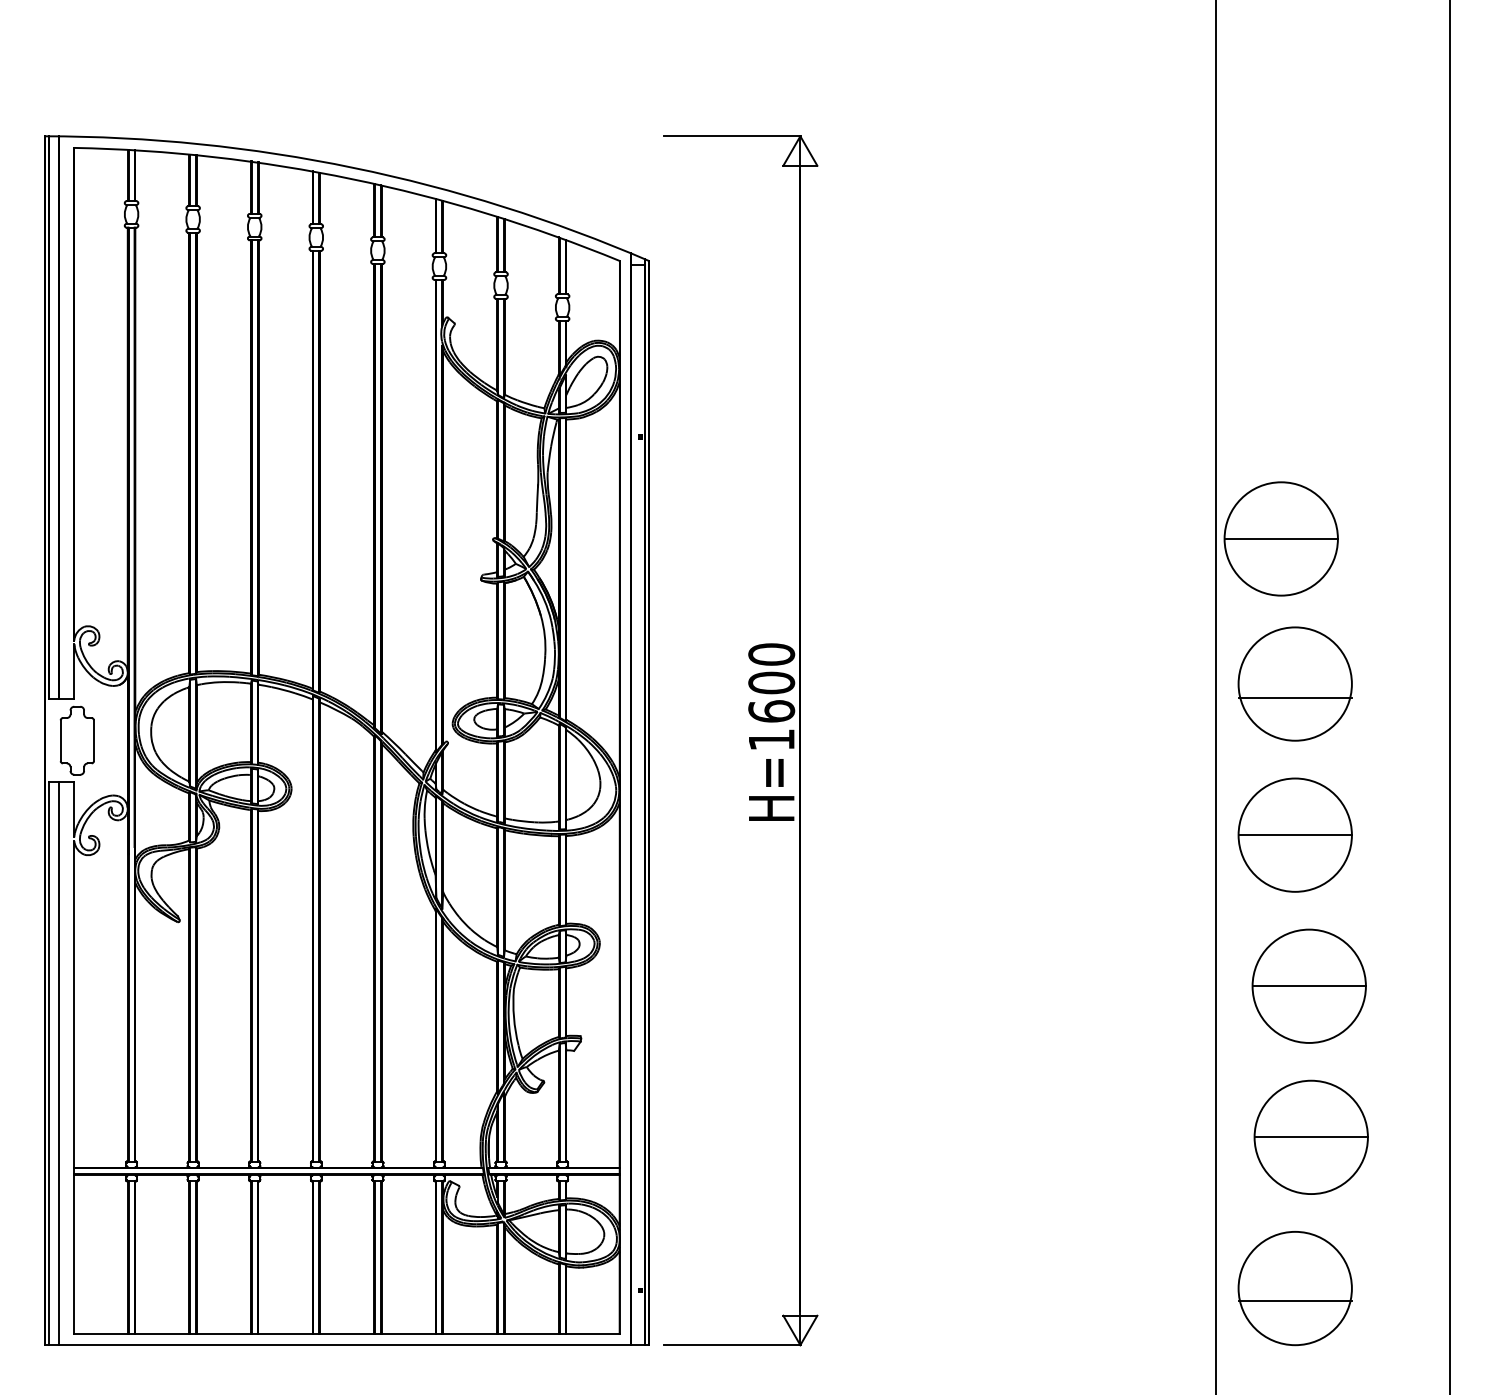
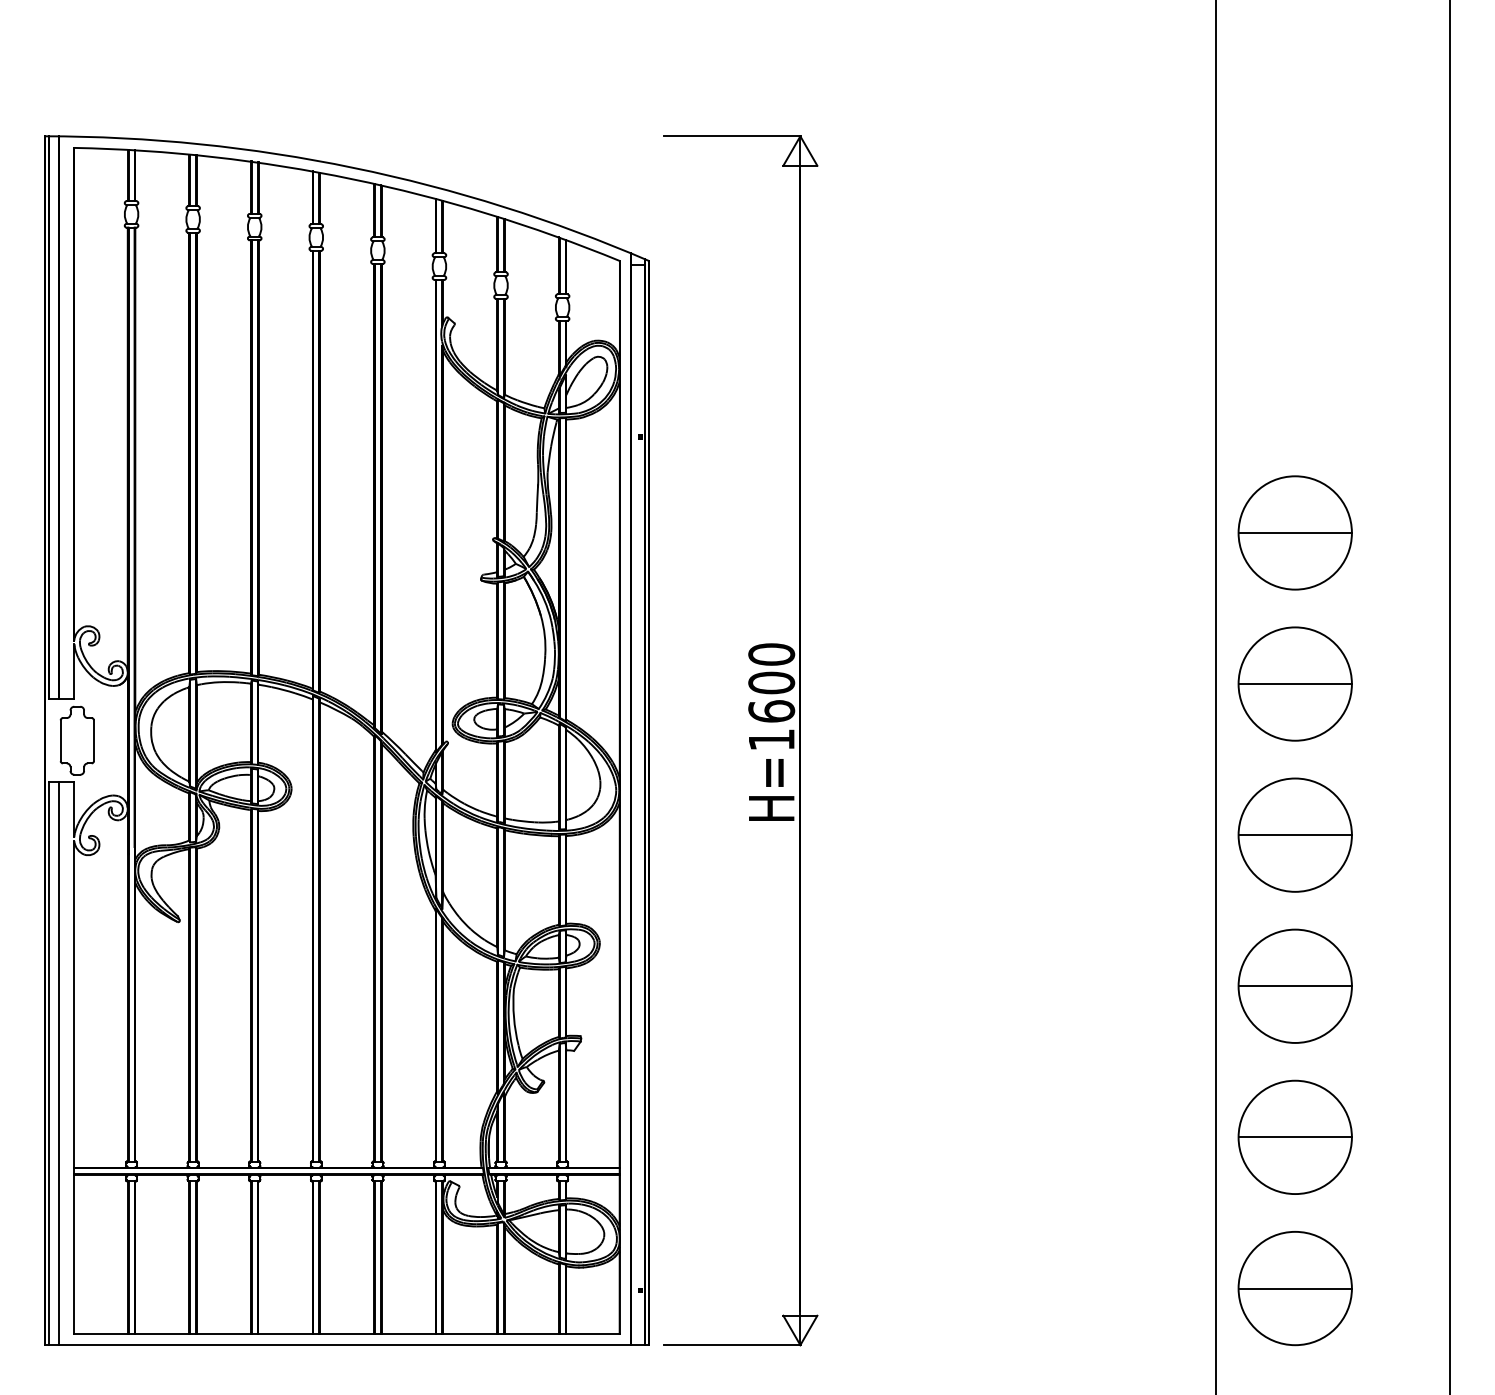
part position: (1280, 538) -> (1294, 532) (1294, 532)
line position: (1294, 698) -> (1294, 684) (1294, 684)
part position: (1308, 985) -> (1294, 985) (1294, 985)
part position: (1310, 1136) -> (1294, 1136) (1294, 1136)
line position: (1294, 1300) -> (1294, 1288) (1294, 1288)
